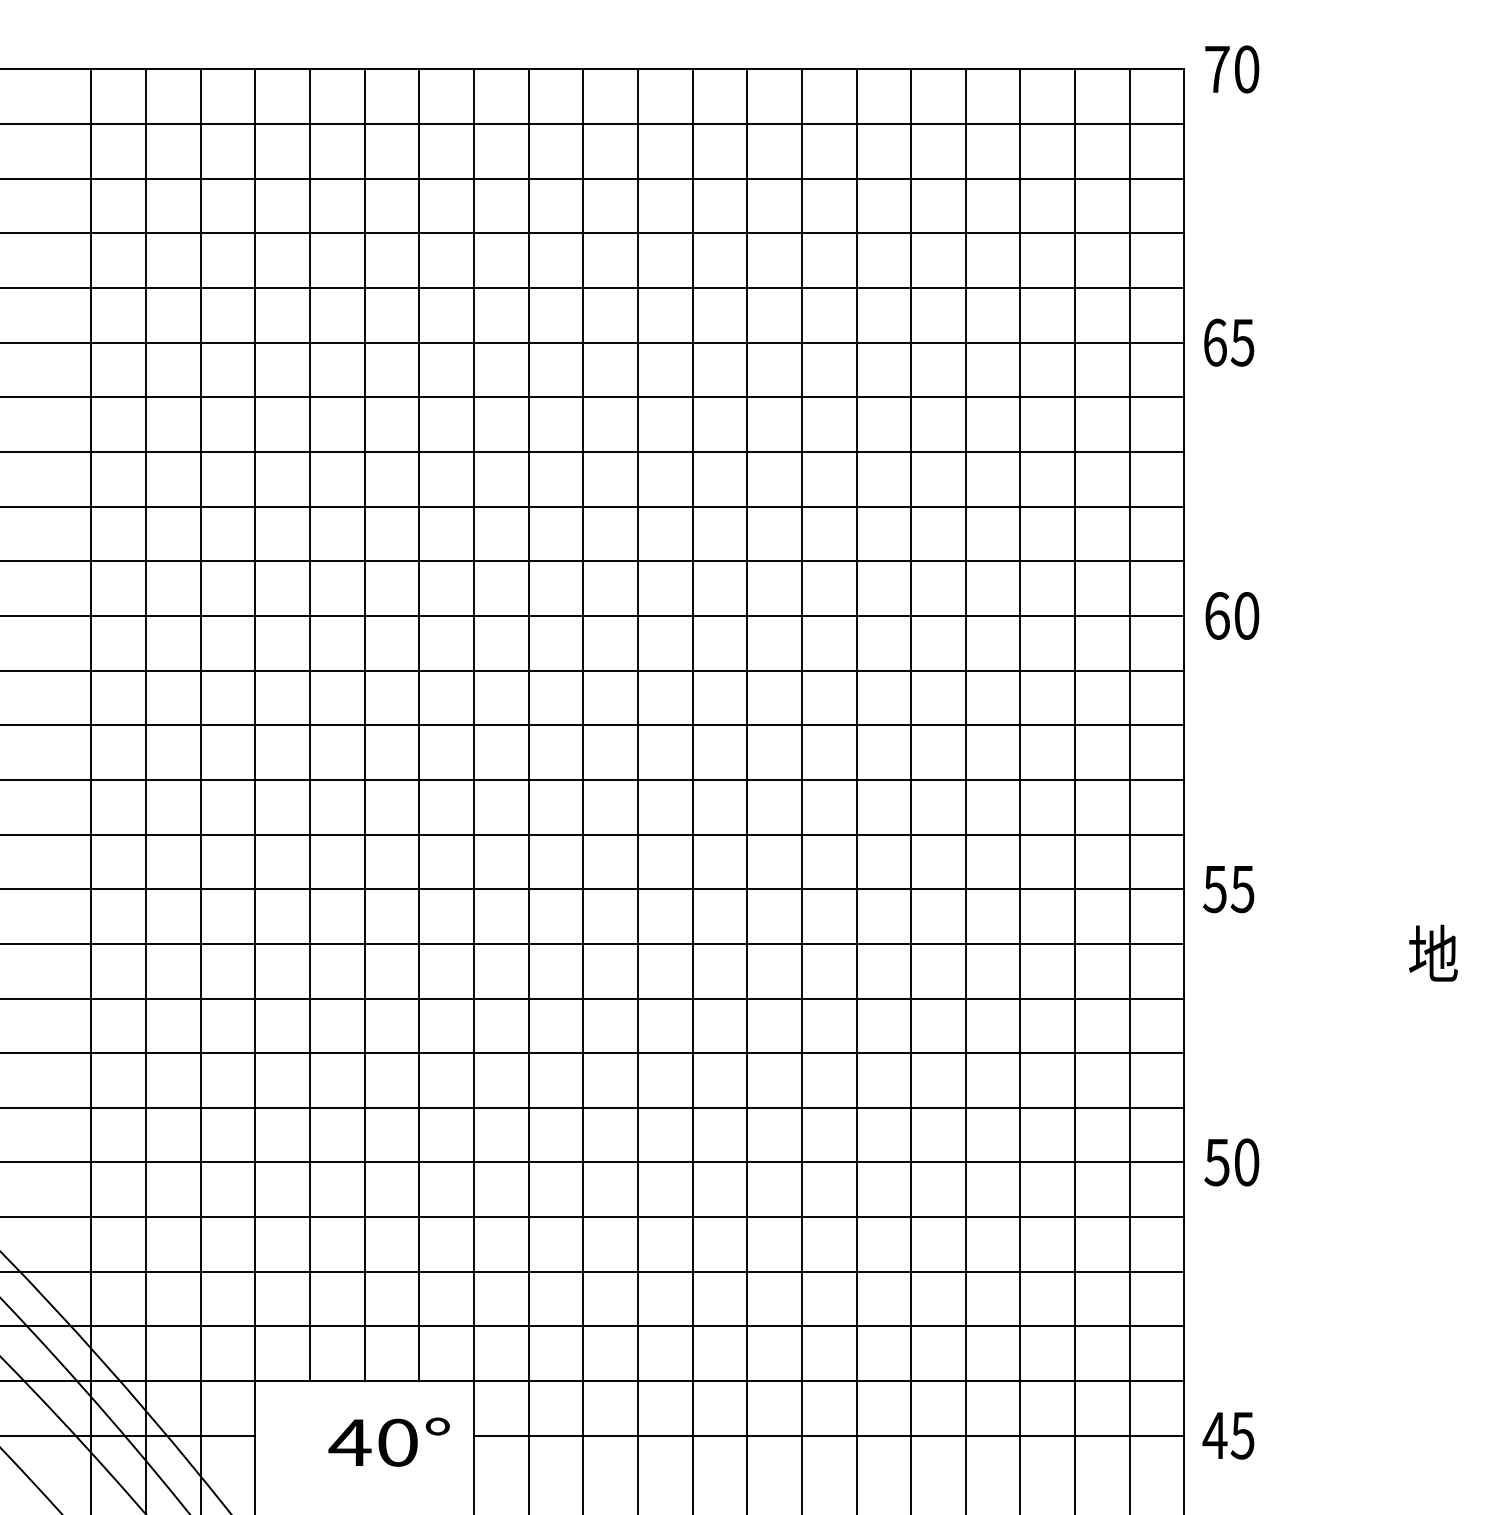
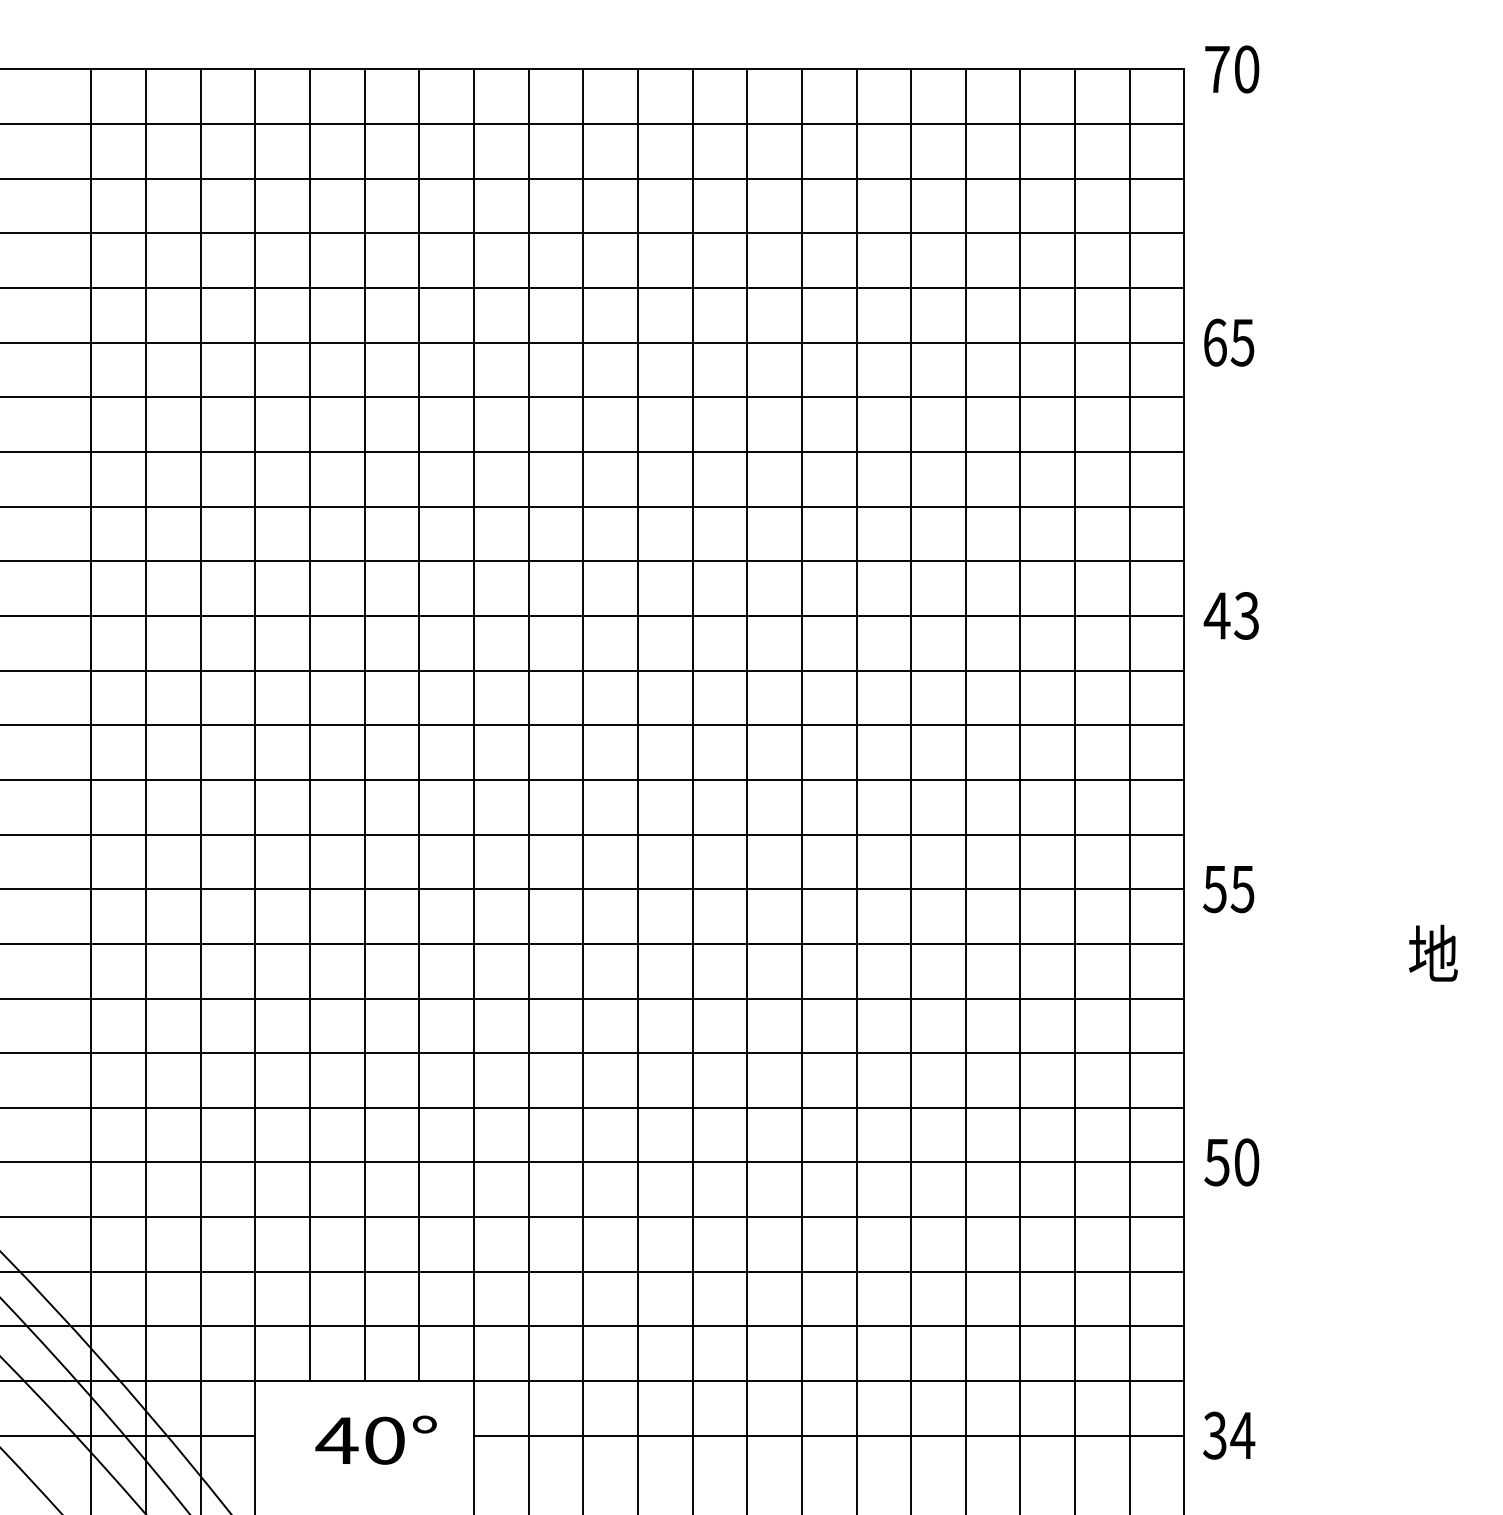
text: 60 -> 43 (1231, 615)
text: 45 -> 34 (1228, 1435)
text position: (388, 1441) -> (375, 1439) (375, 1439)
